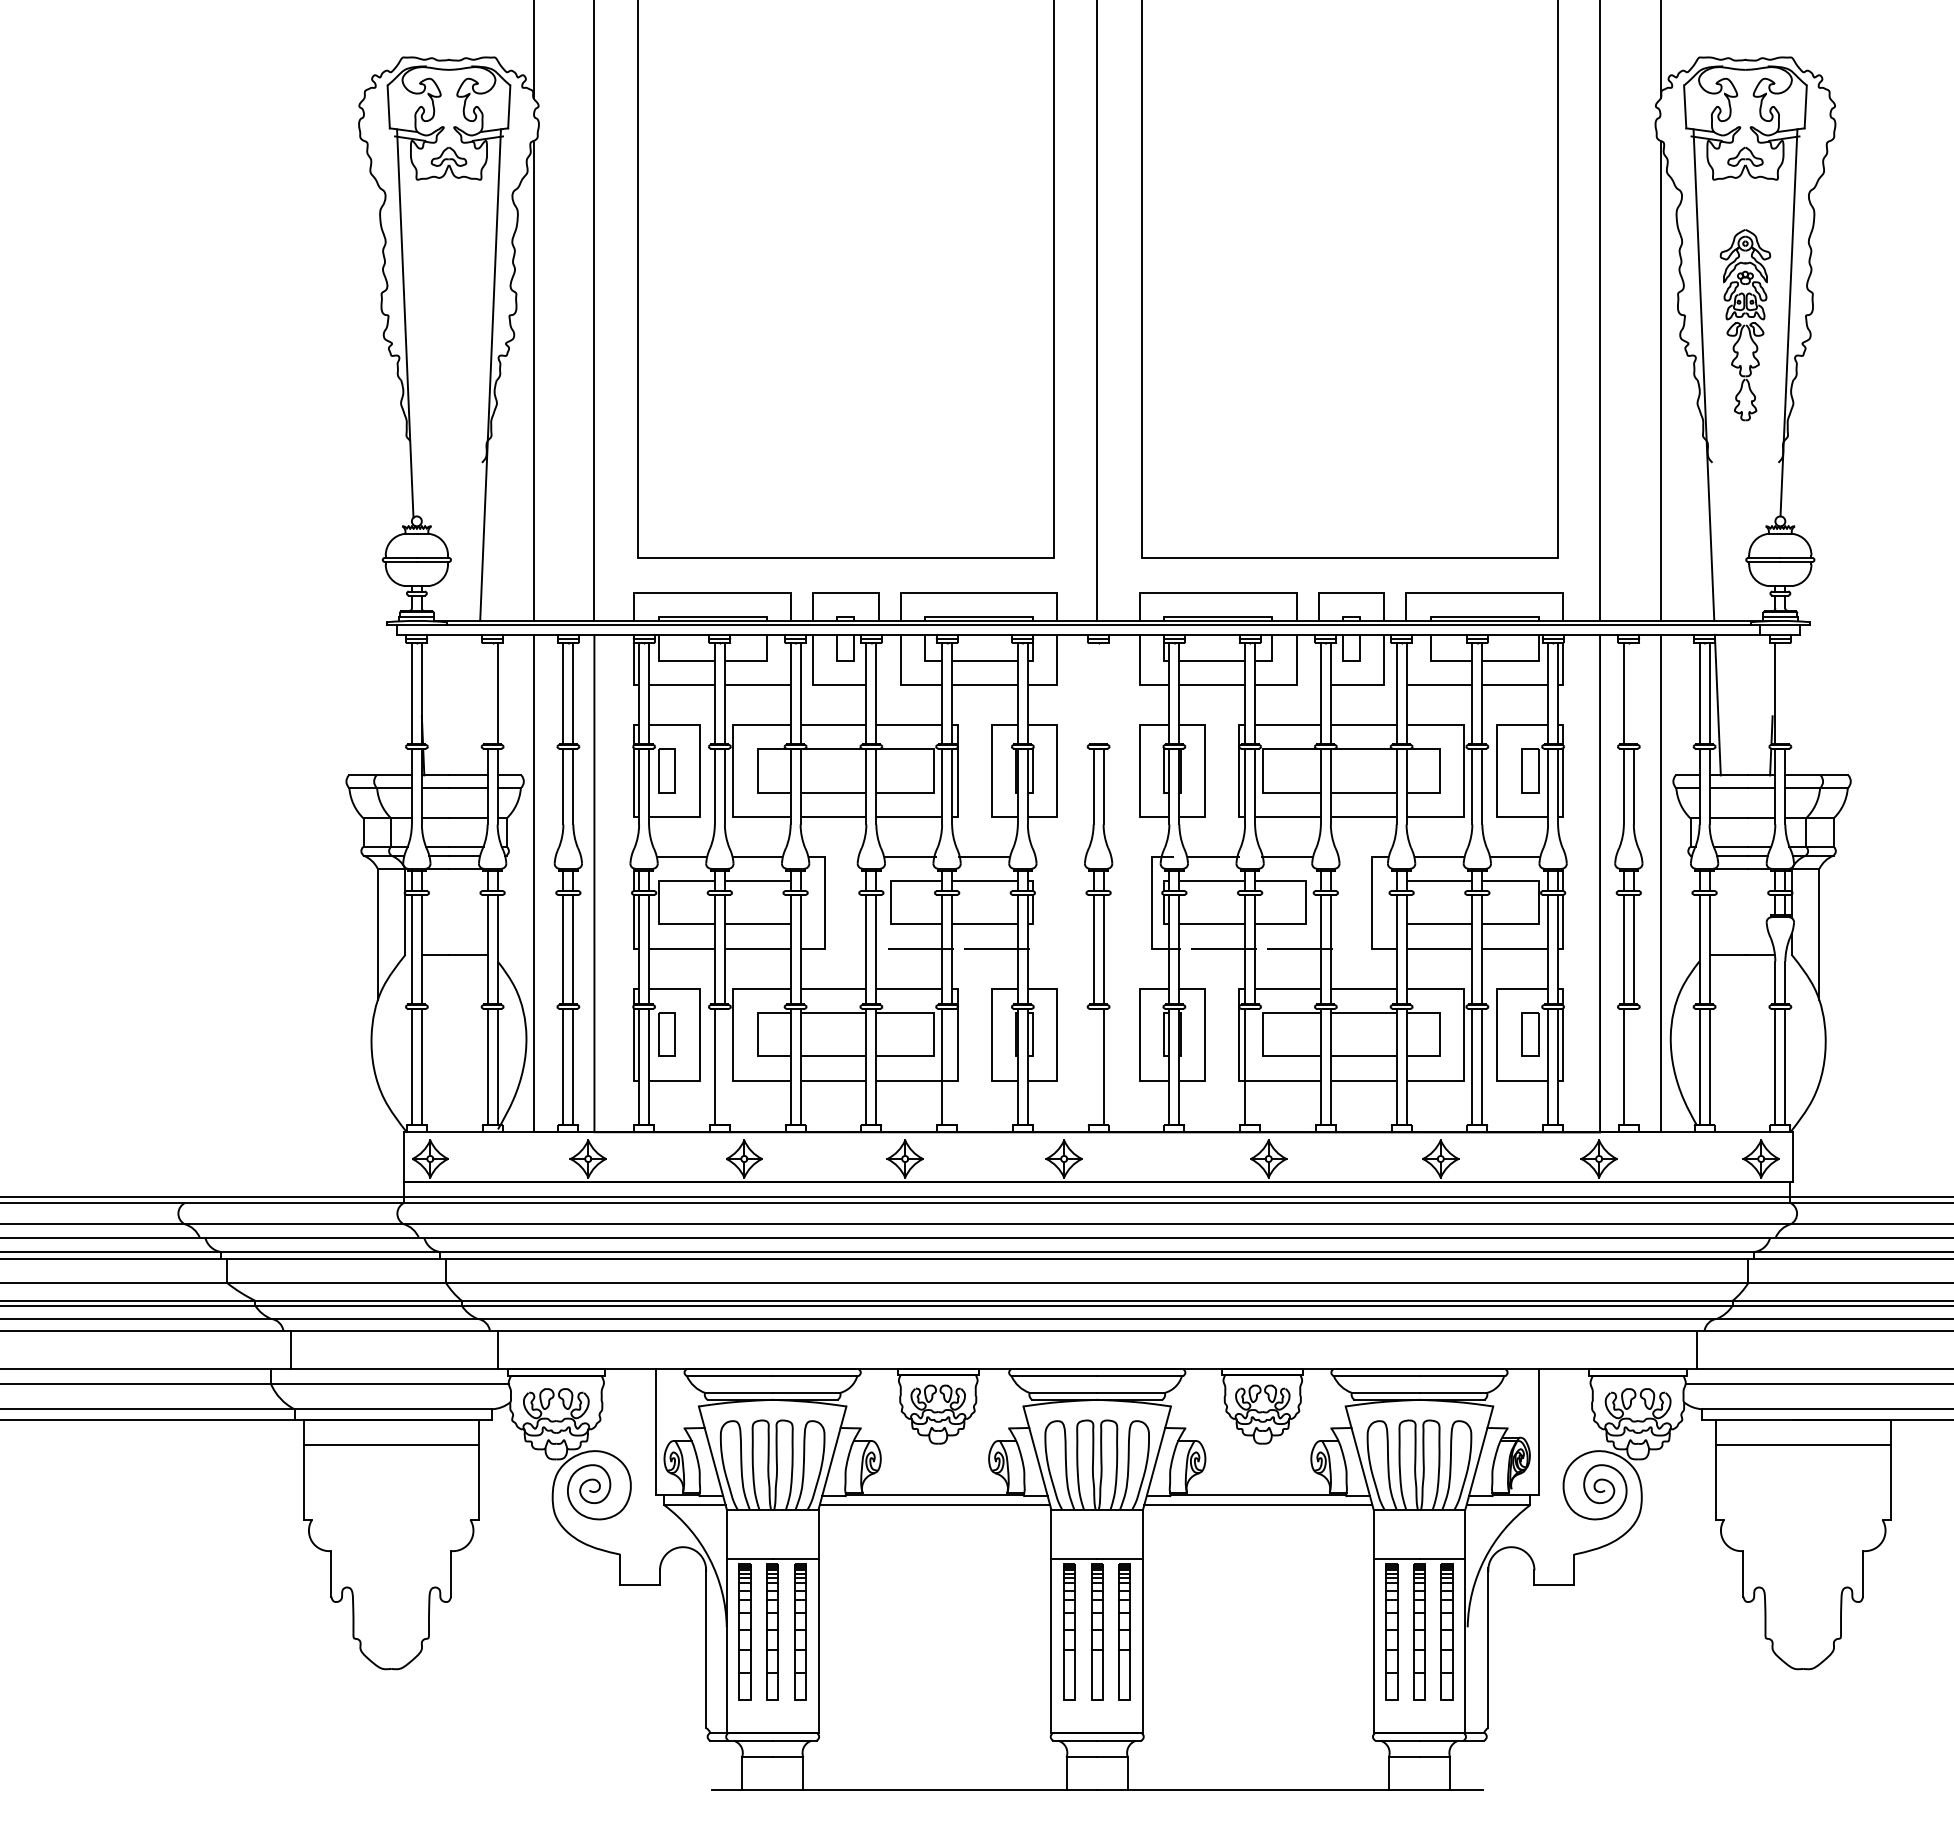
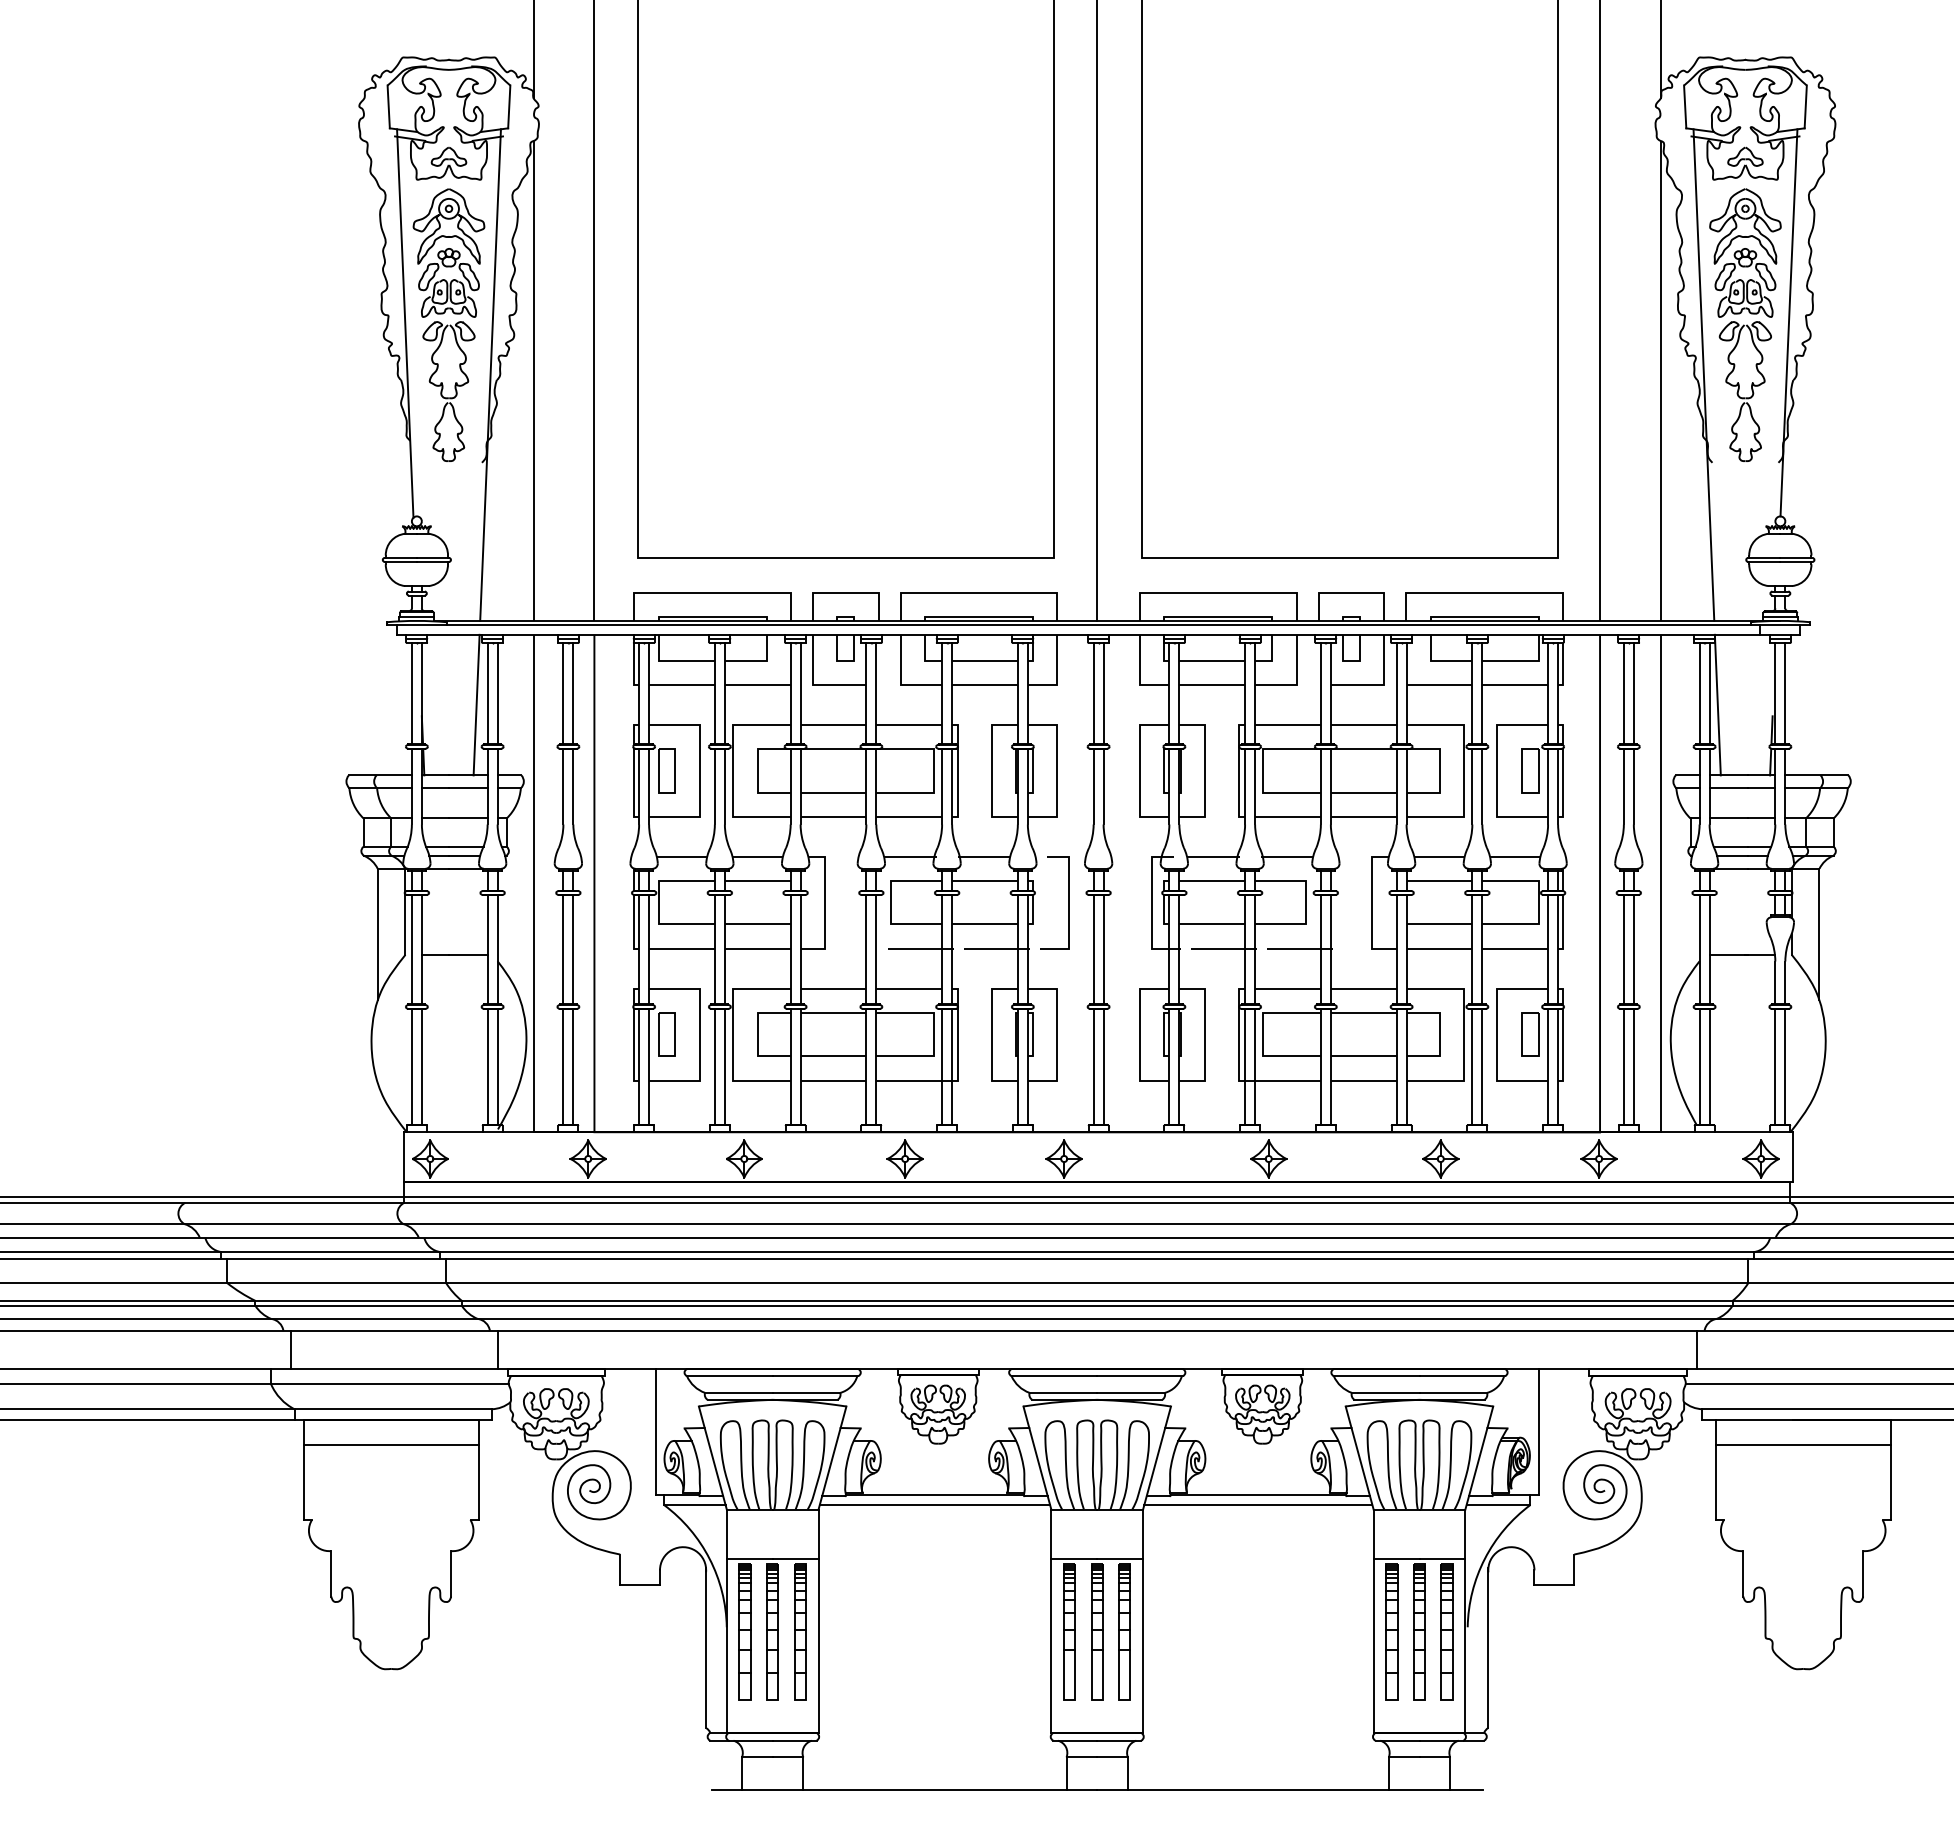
part: none -> present (448, 324)
part size: 53x193 px -> 73x274 px (1745, 324)
line: none -> present (487, 693)
line: none -> present (1093, 693)
line: none -> present (1103, 693)
line: none -> present (1633, 693)
line: none -> present (1785, 693)
line: none -> present (476, 704)
line: none -> present (1068, 902)
line: none -> present (724, 1066)
line: none -> present (952, 1066)
line: none -> present (1093, 1066)
line: none -> present (1255, 1066)
line: none -> present (1633, 1066)
